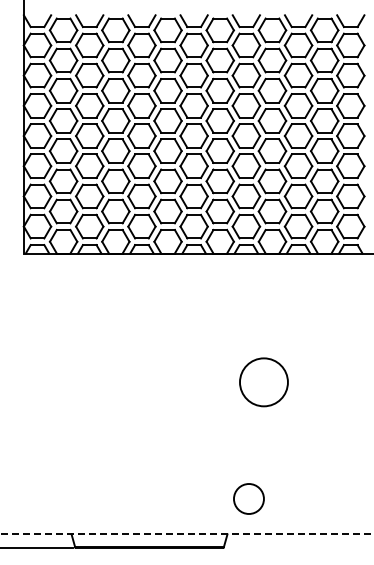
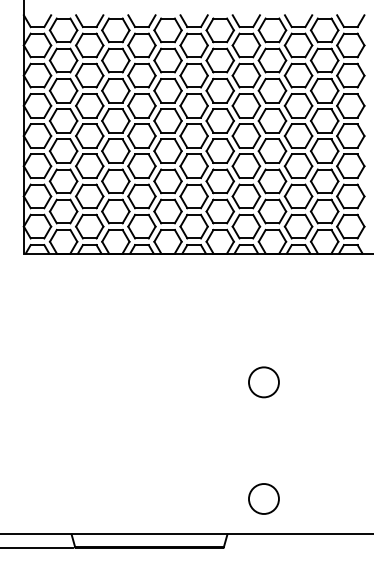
circle diameter: 48 px -> 30 px (263, 382)
circle position: (248, 498) -> (263, 498) (263, 498)
line: dashed -> solid (187, 534)
